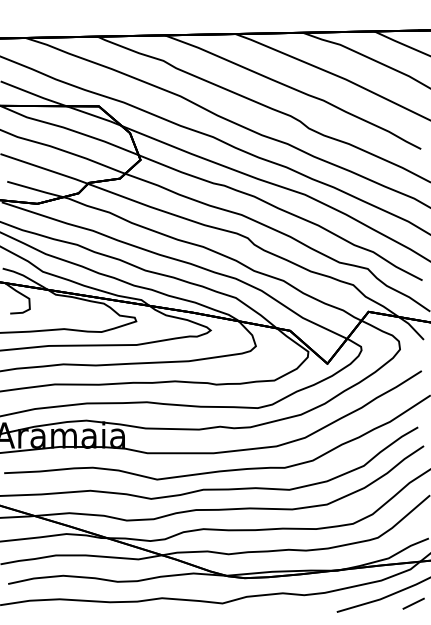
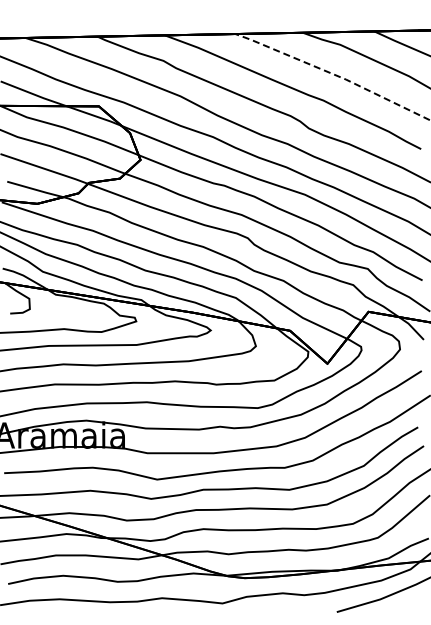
line: solid -> dashed (334, 74)
line: present -> none (413, 603)
